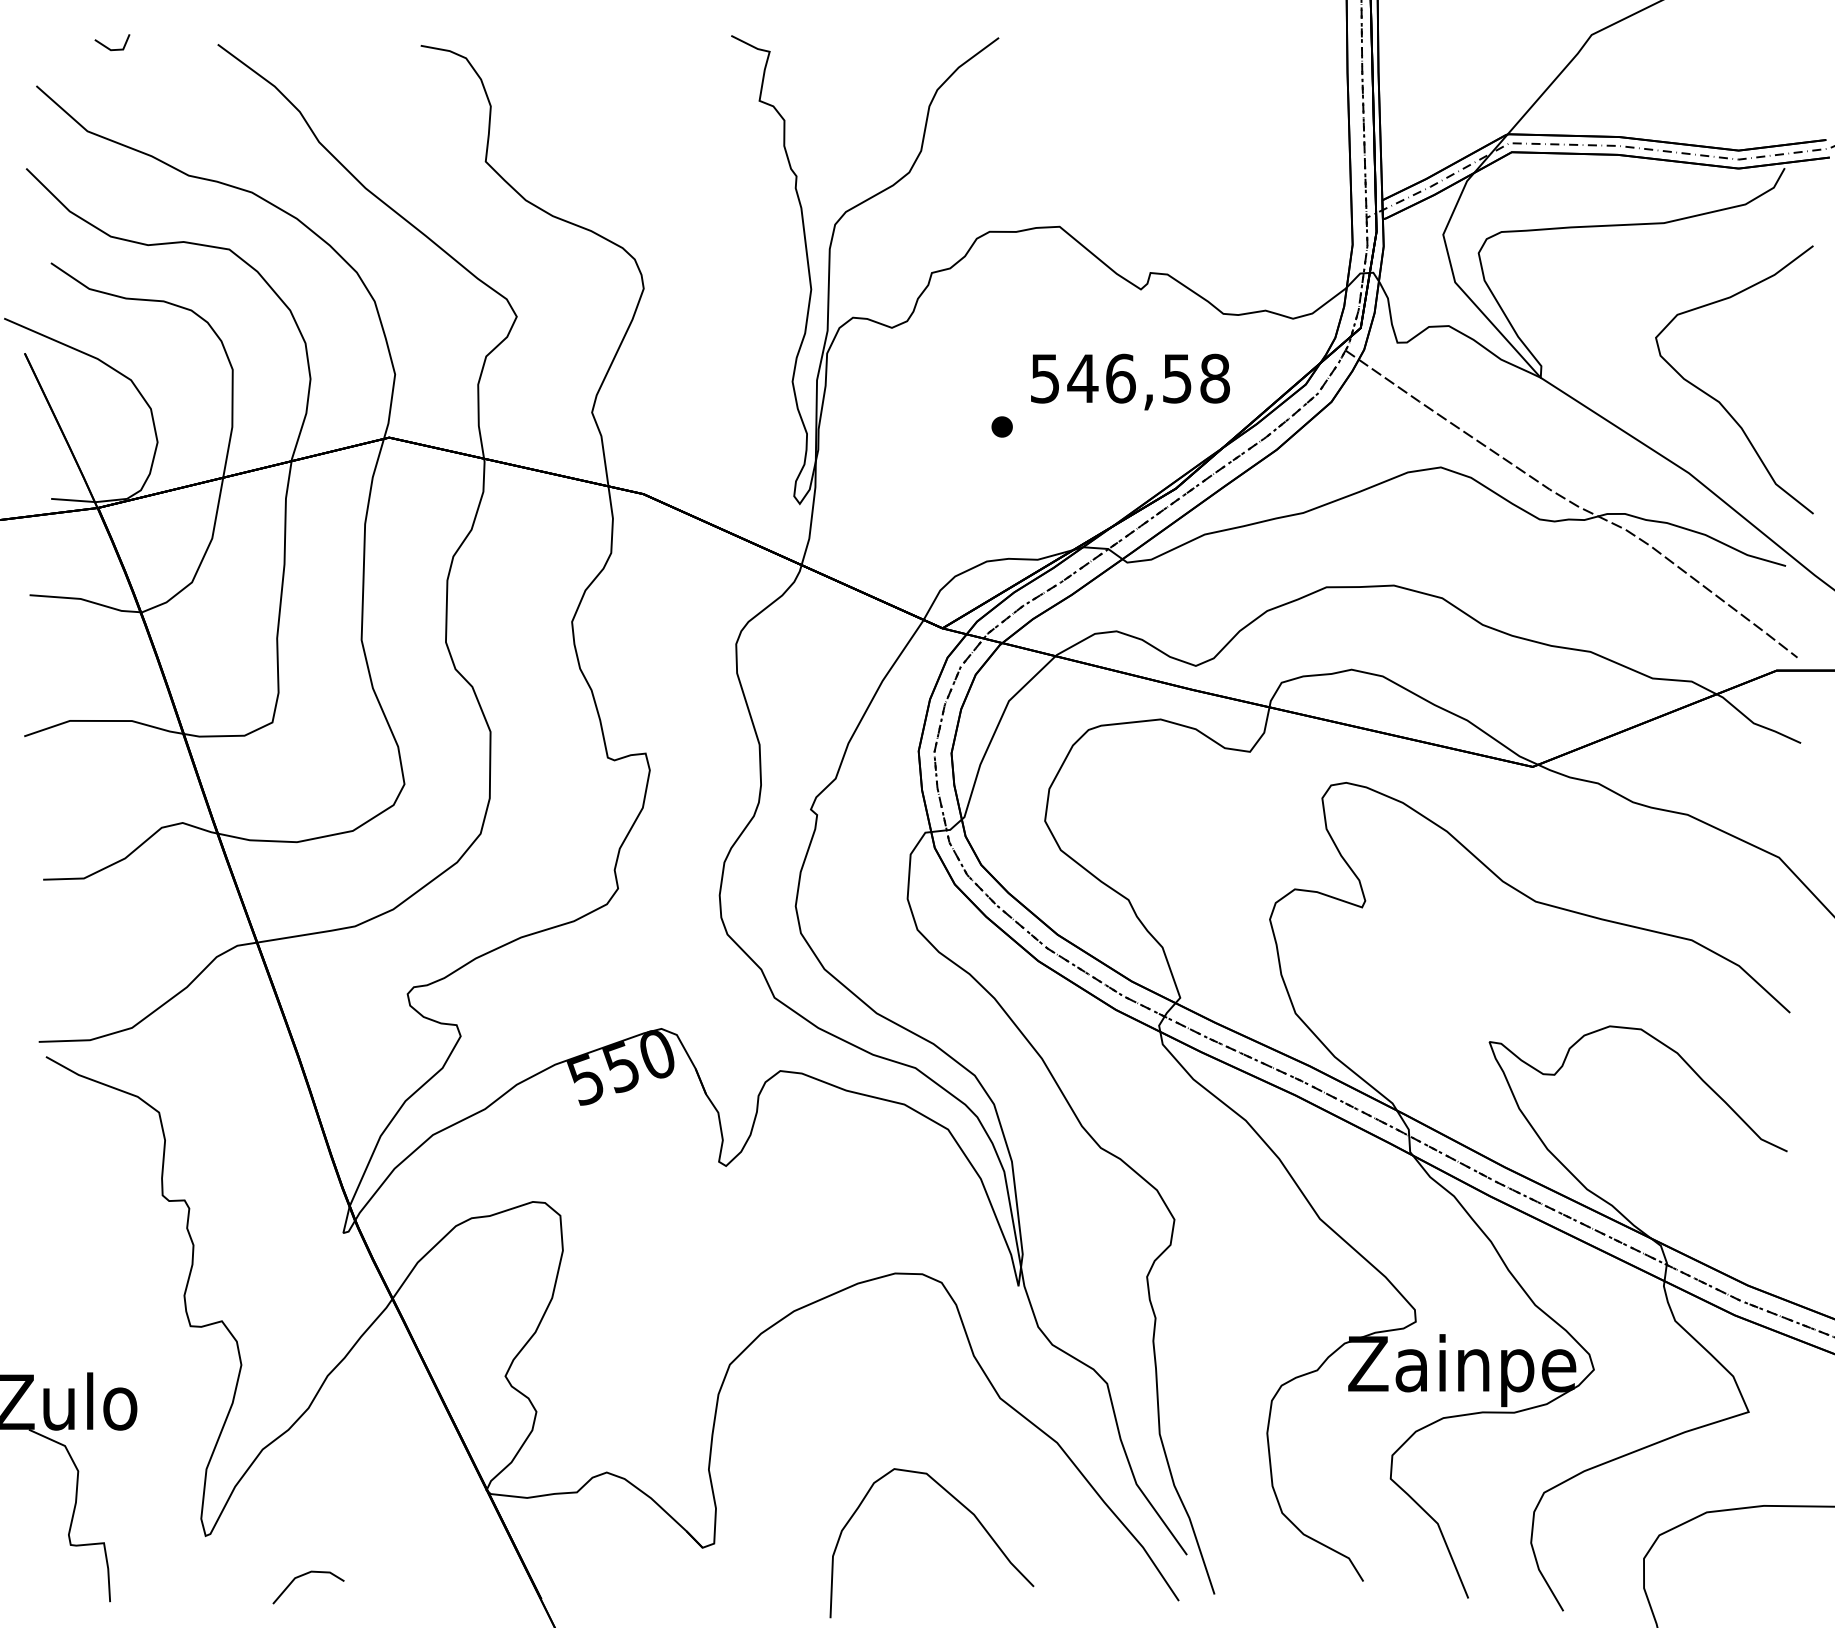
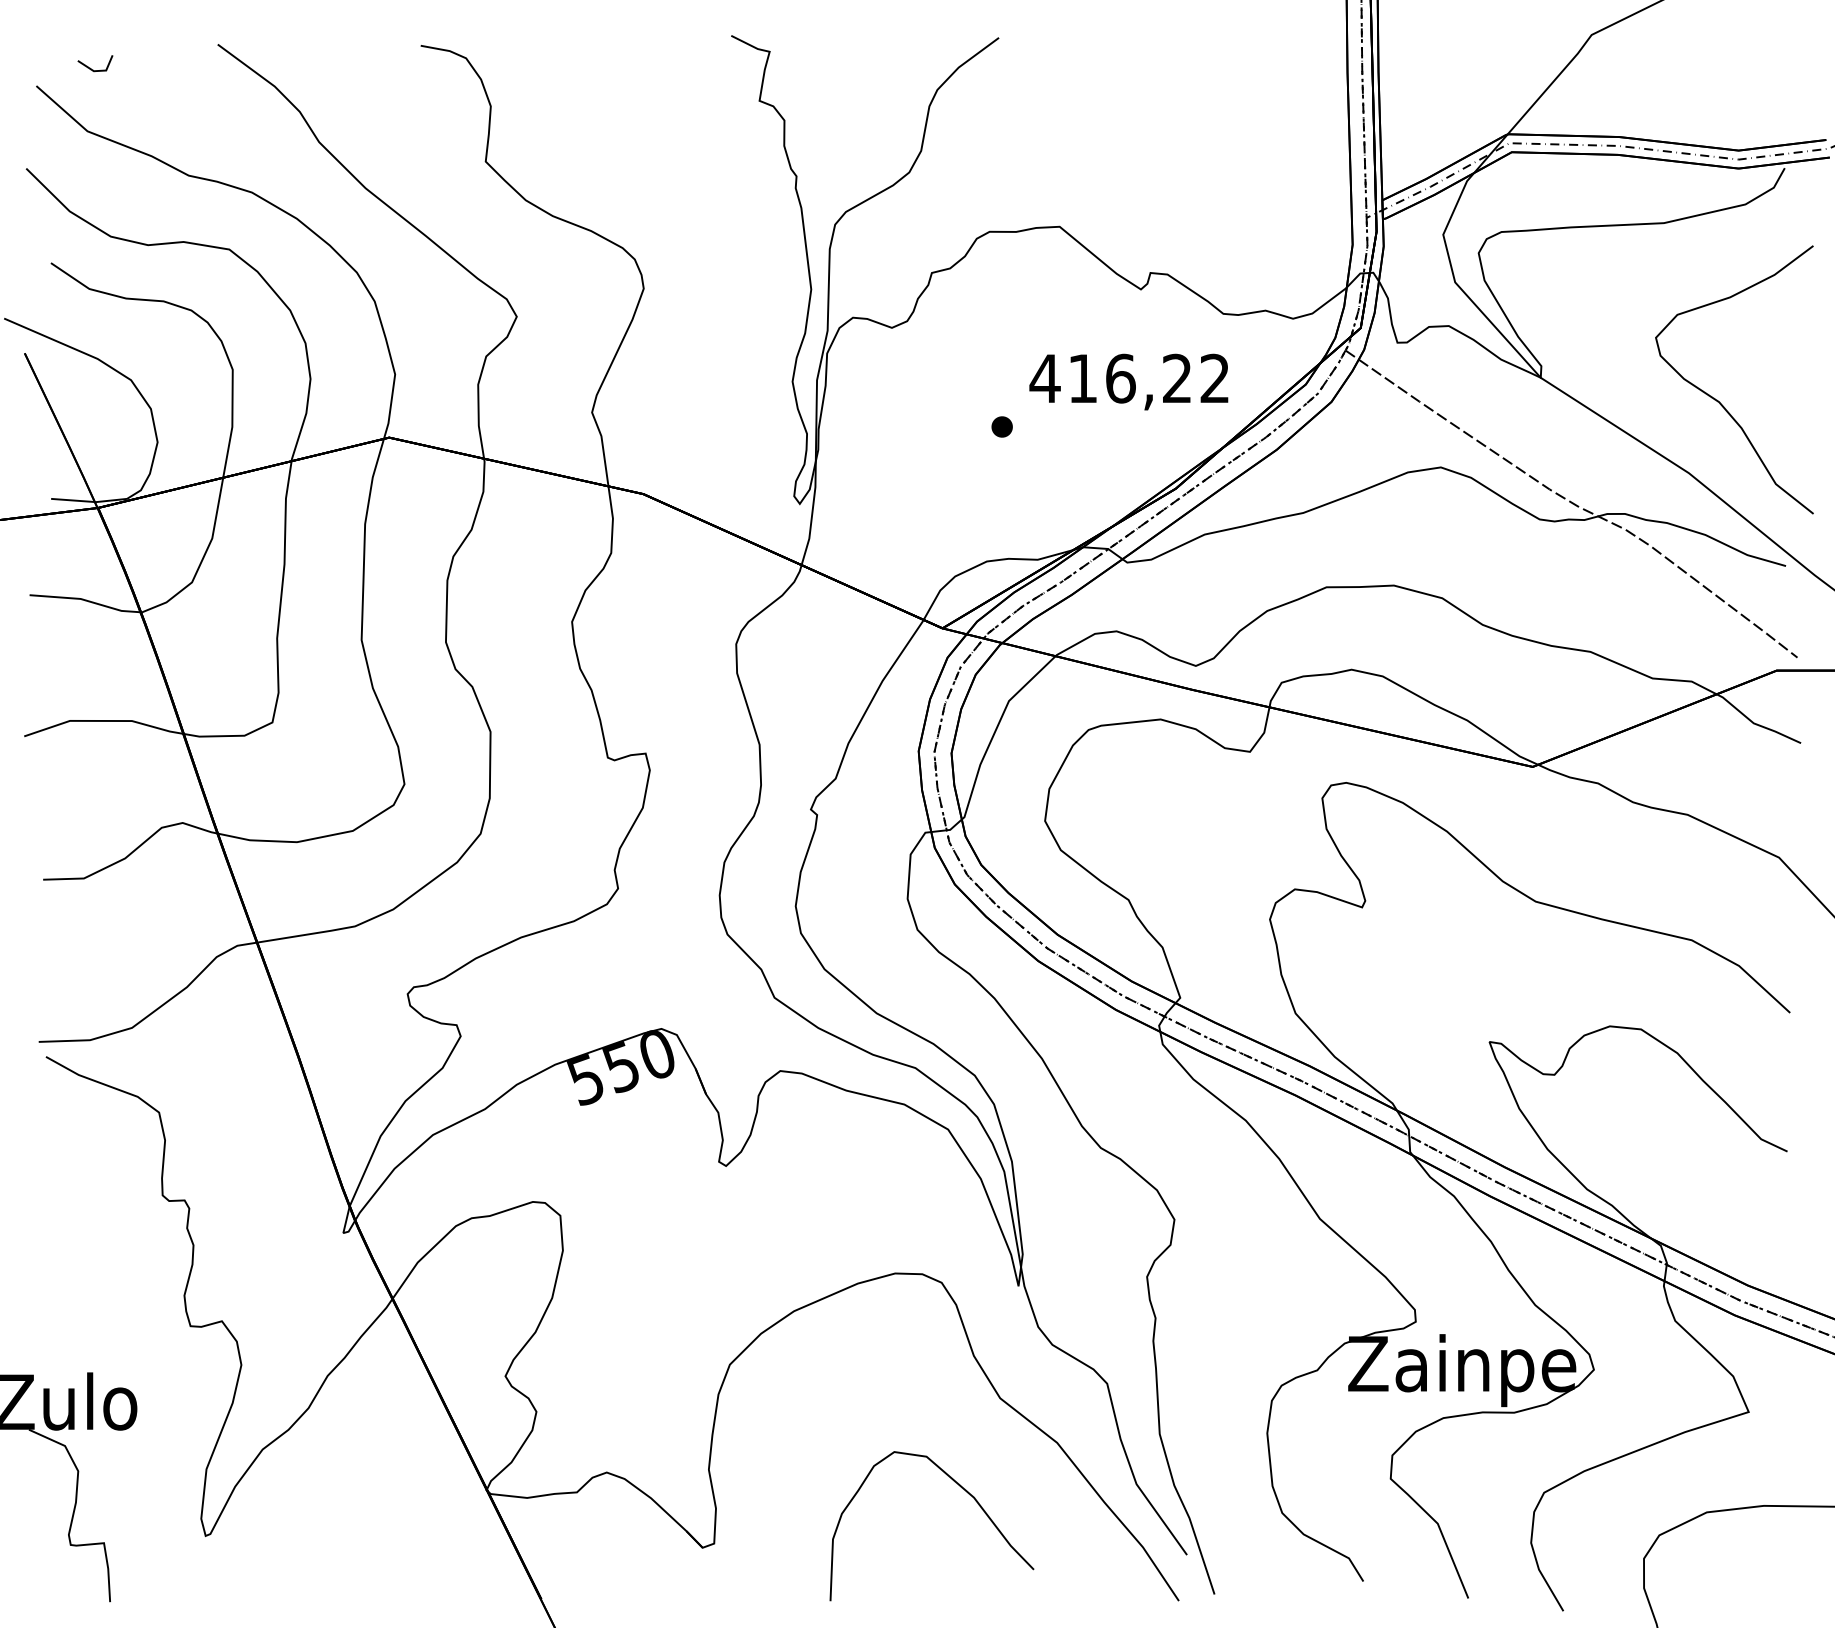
line position: (110, 48) -> (93, 69) (93, 69)
text: 546,58 -> 416,22 (1129, 378)
curve position: (961, 1505) -> (961, 1488) (961, 1488)
line: present -> none (302, 1576)
